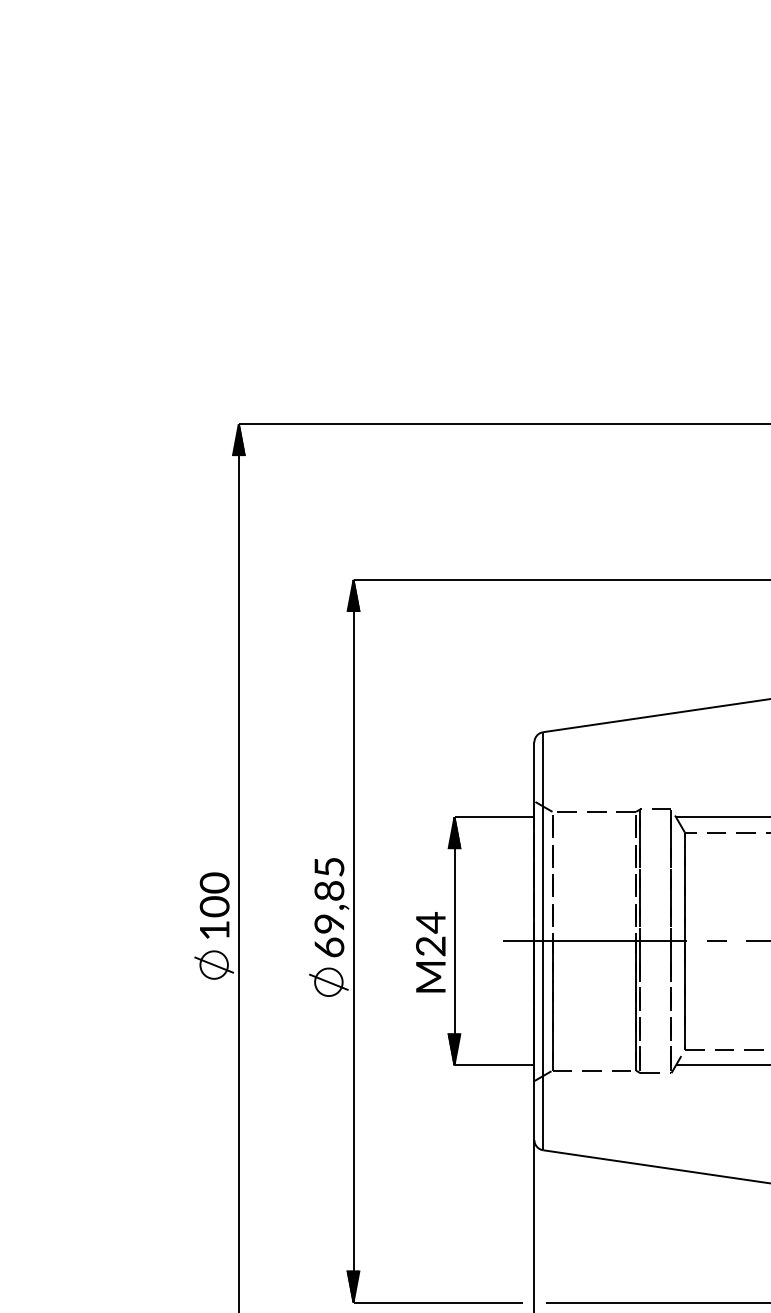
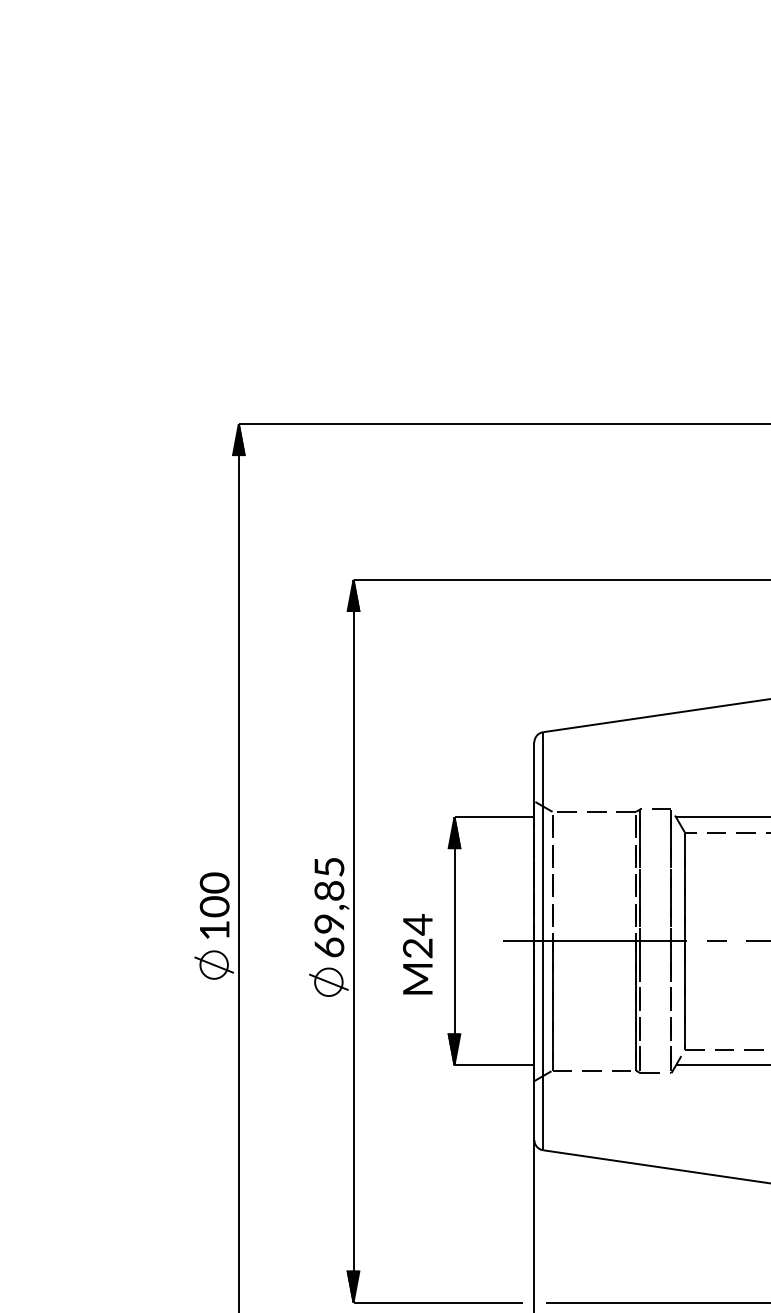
text position: (430, 952) -> (417, 954) (417, 954)
